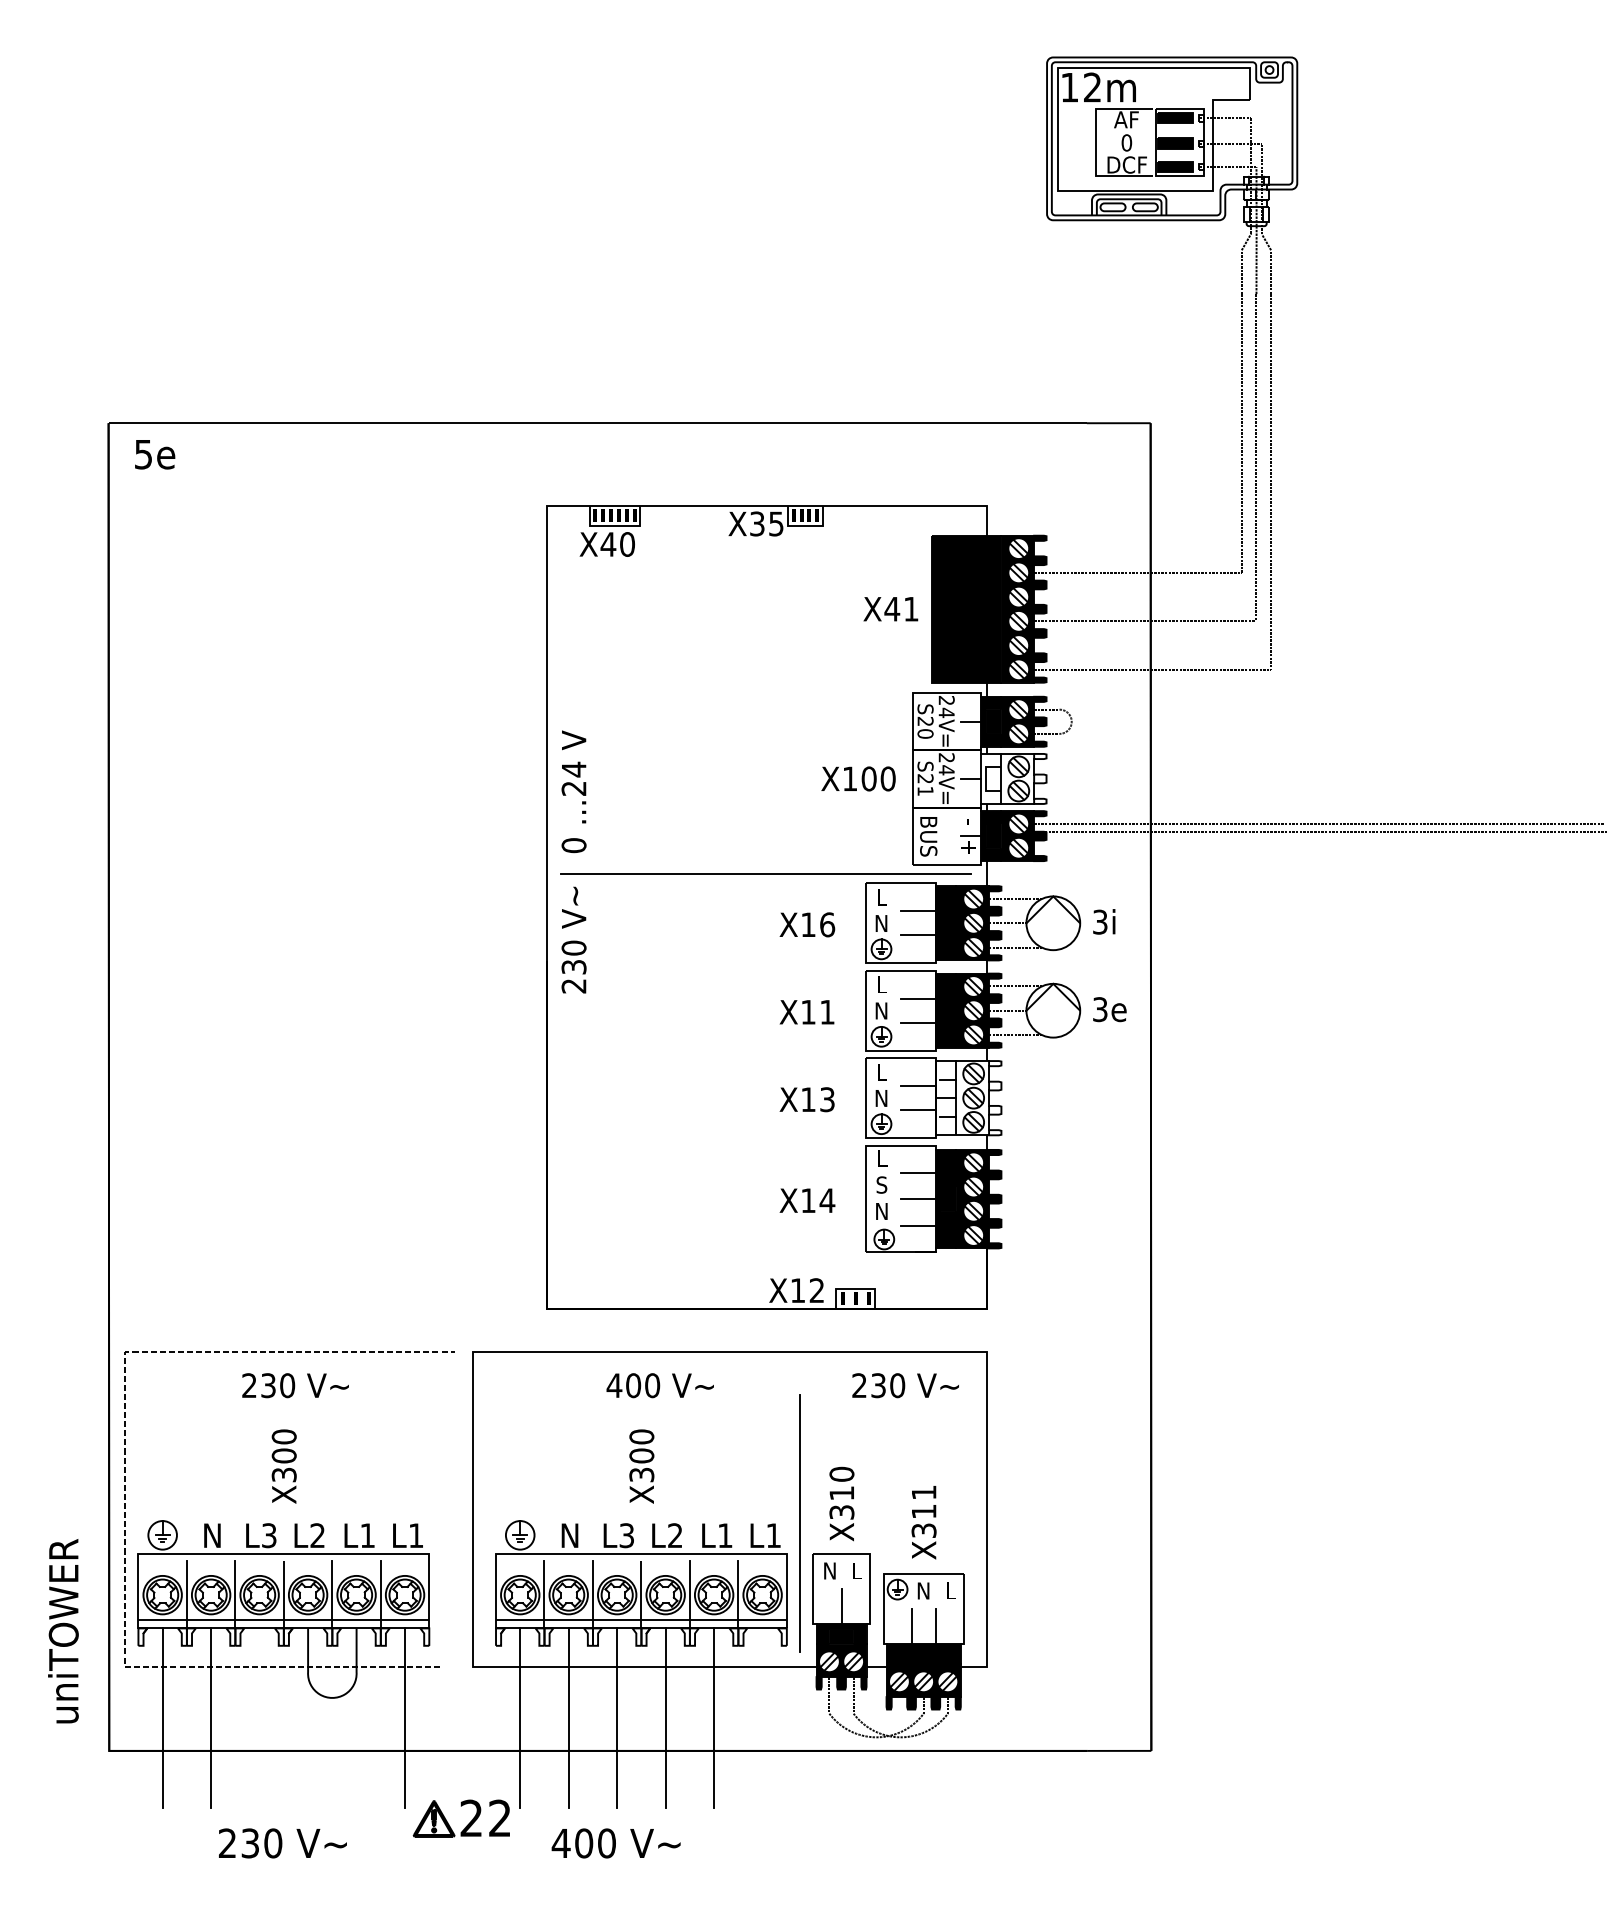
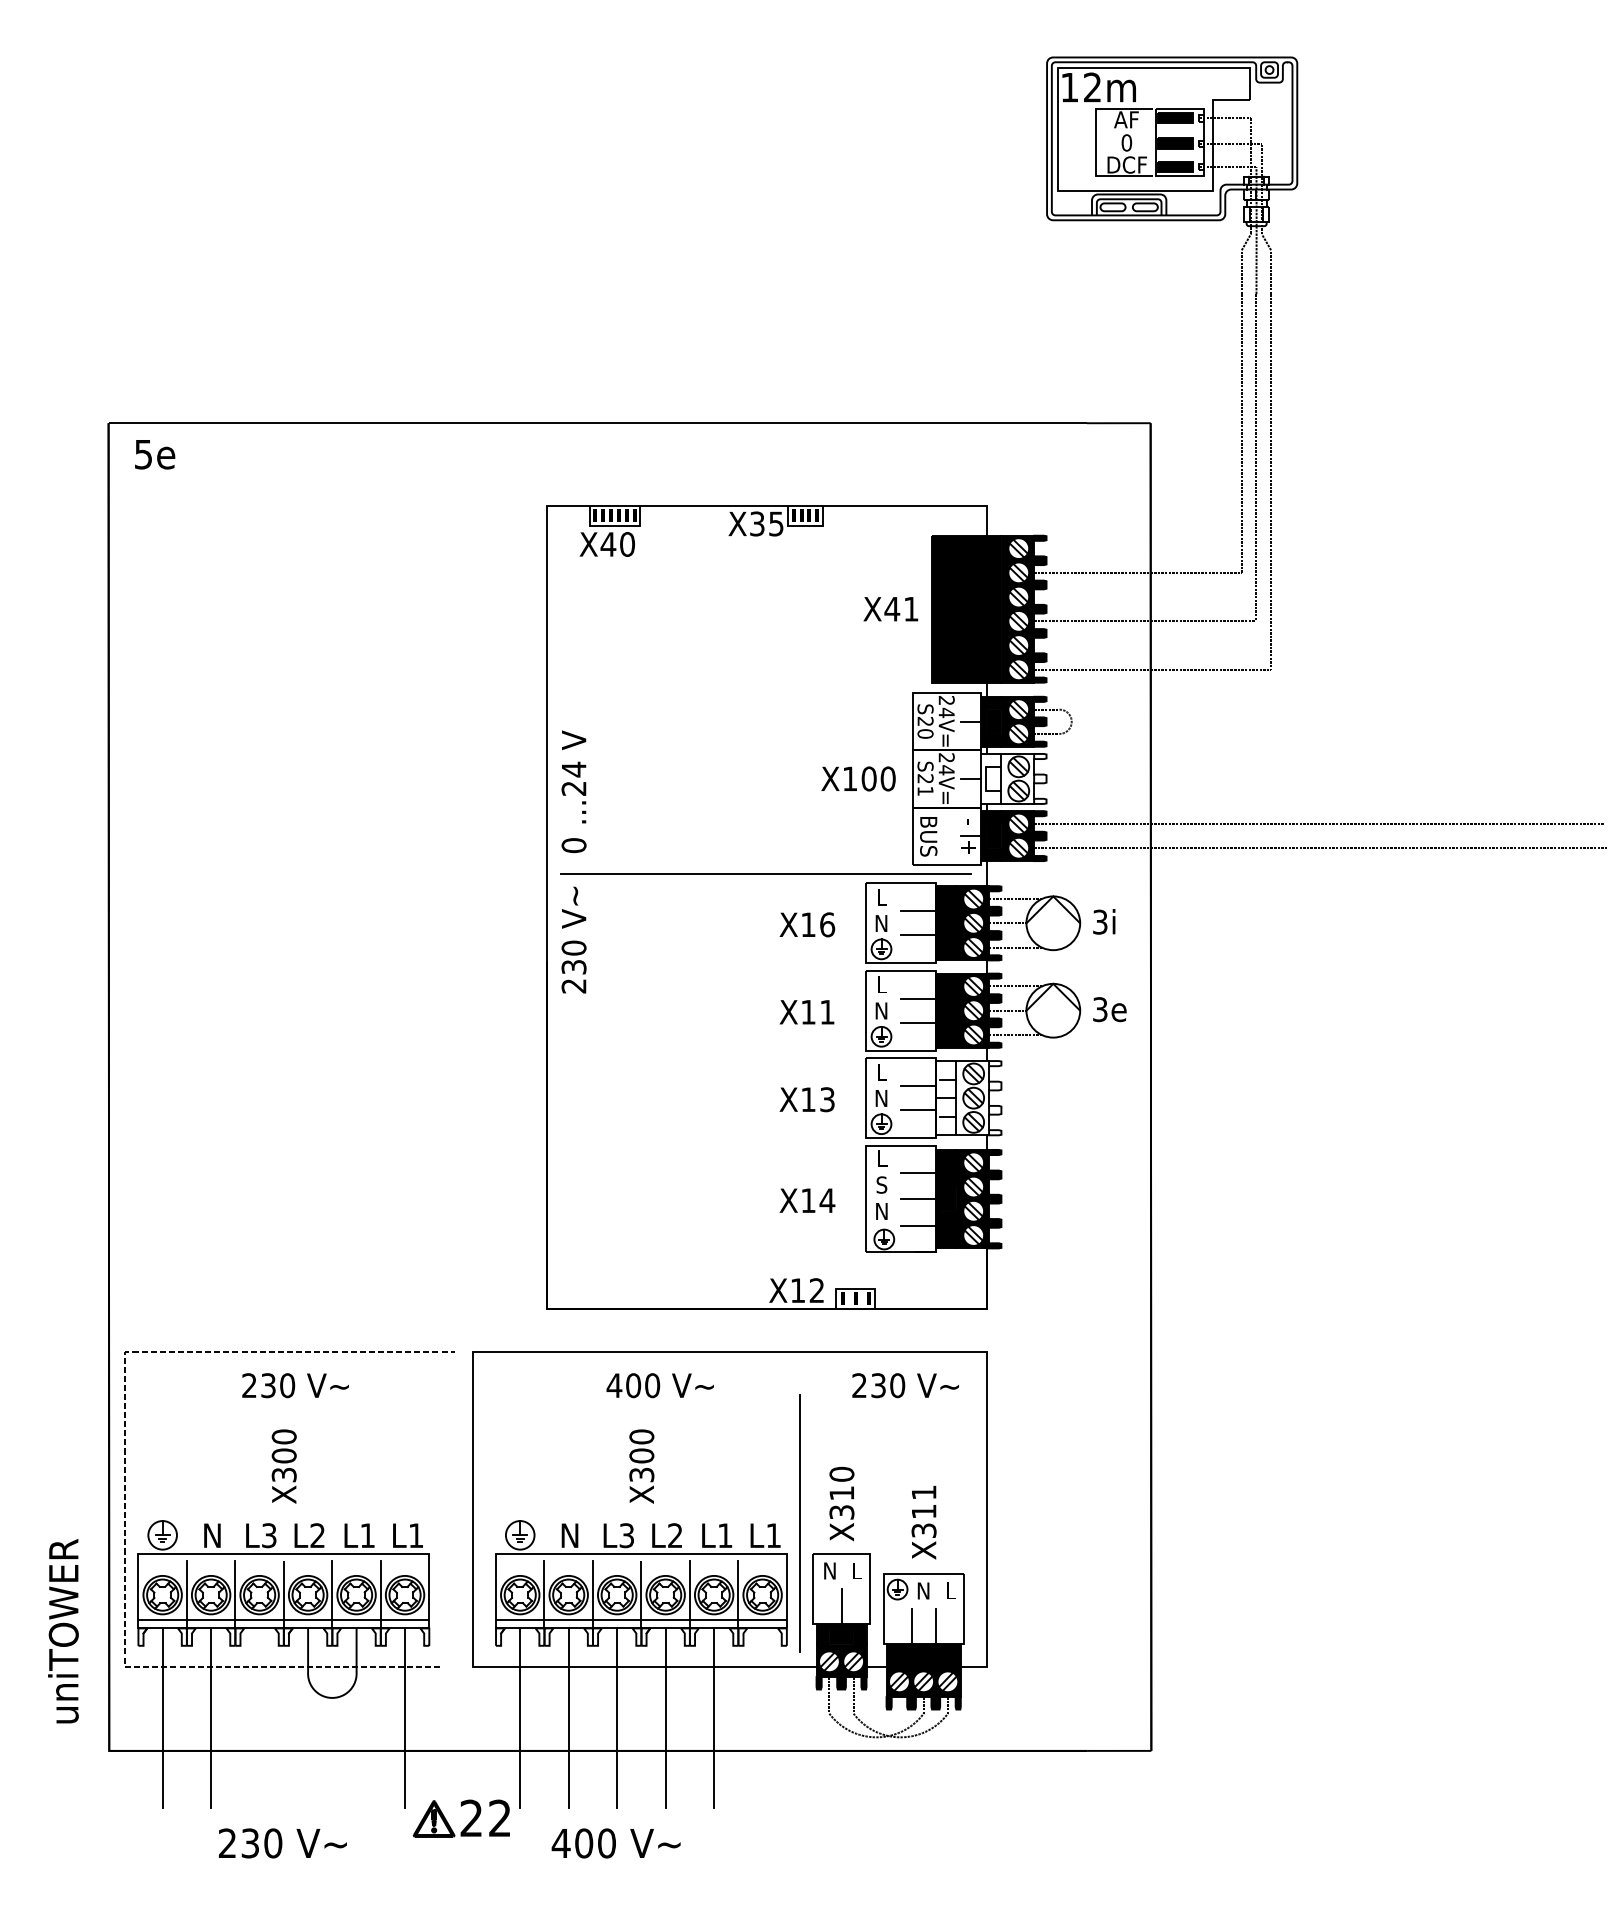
line position: (1319, 832) -> (1319, 848) (1319, 848)
